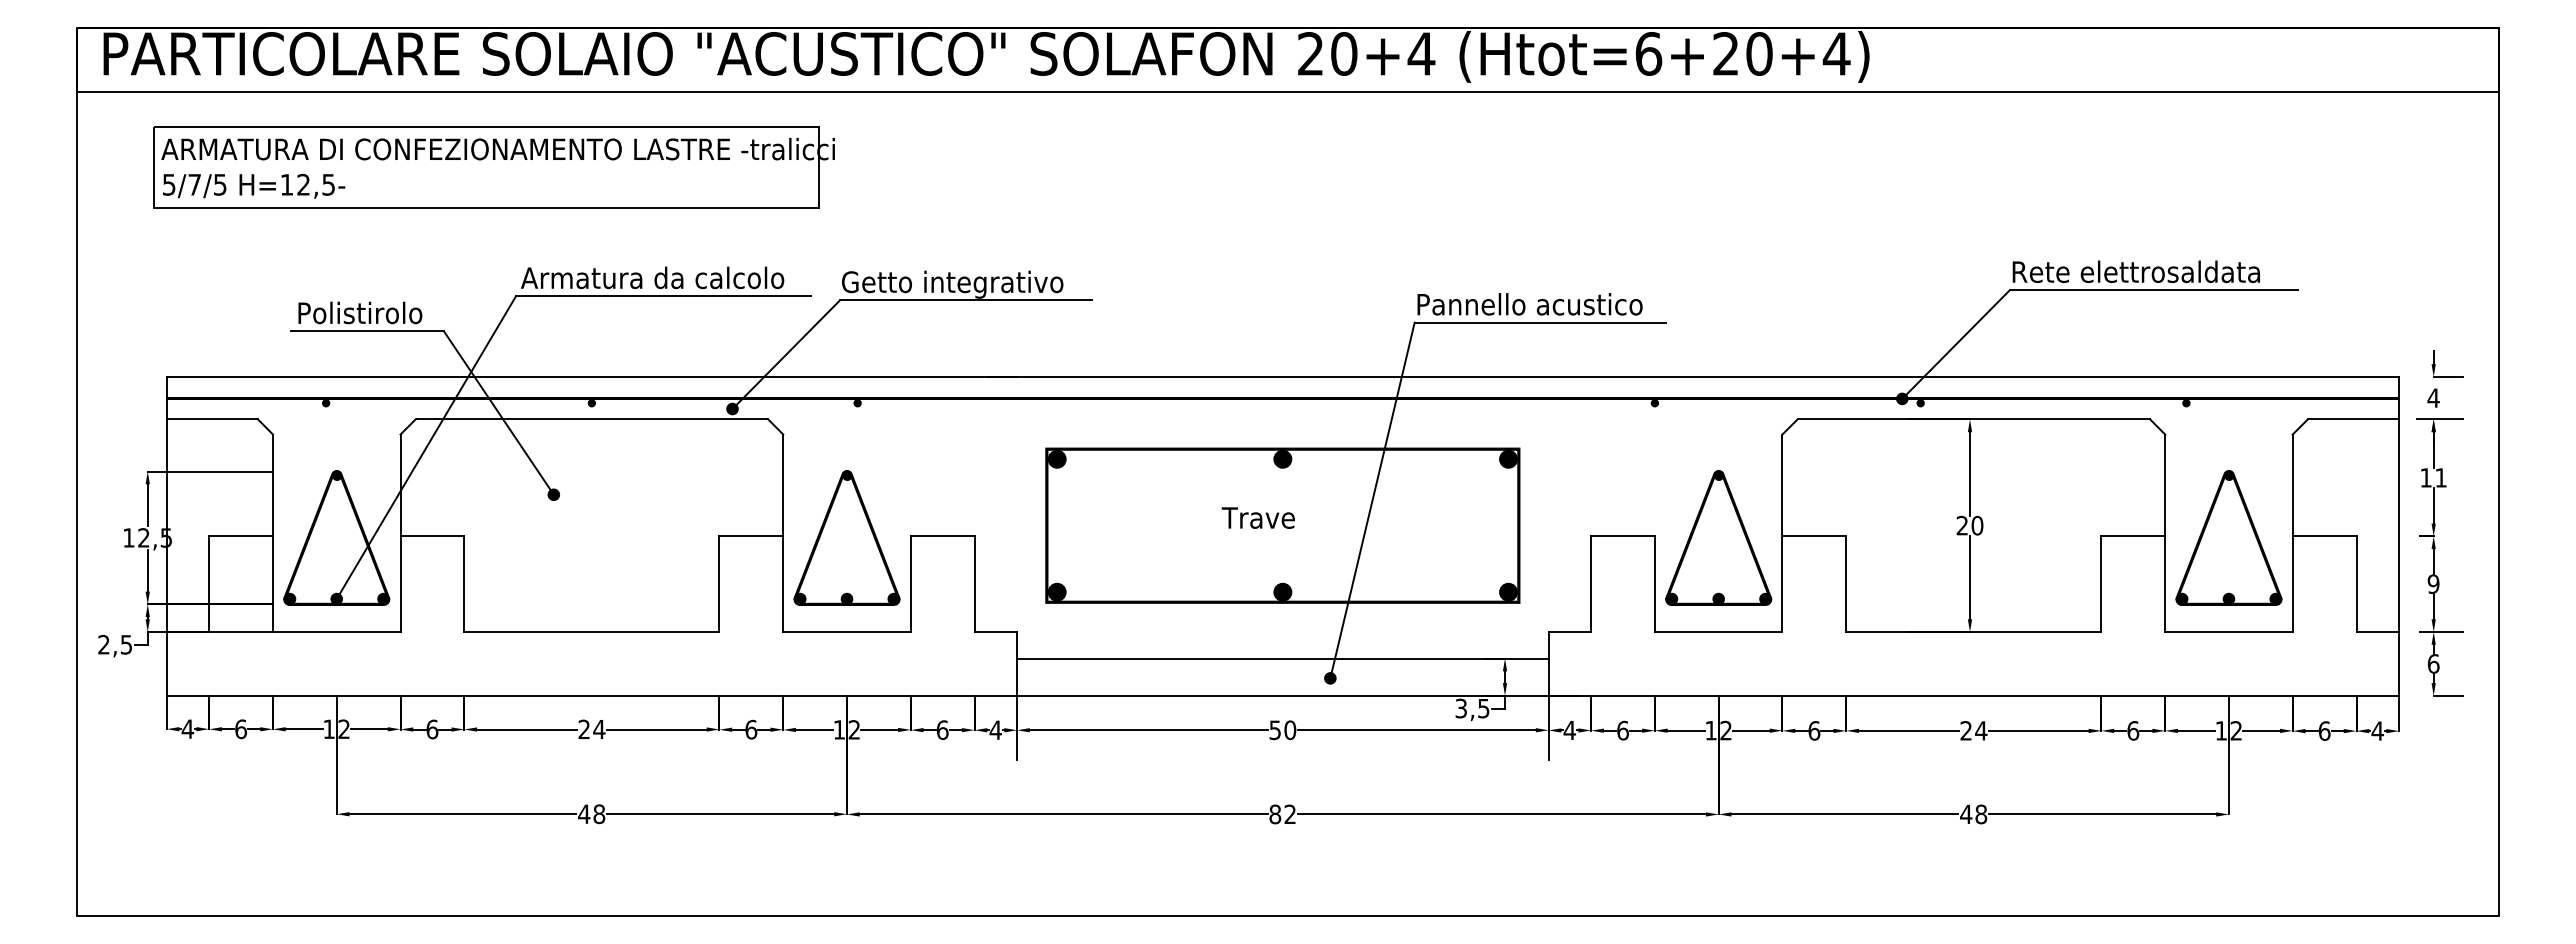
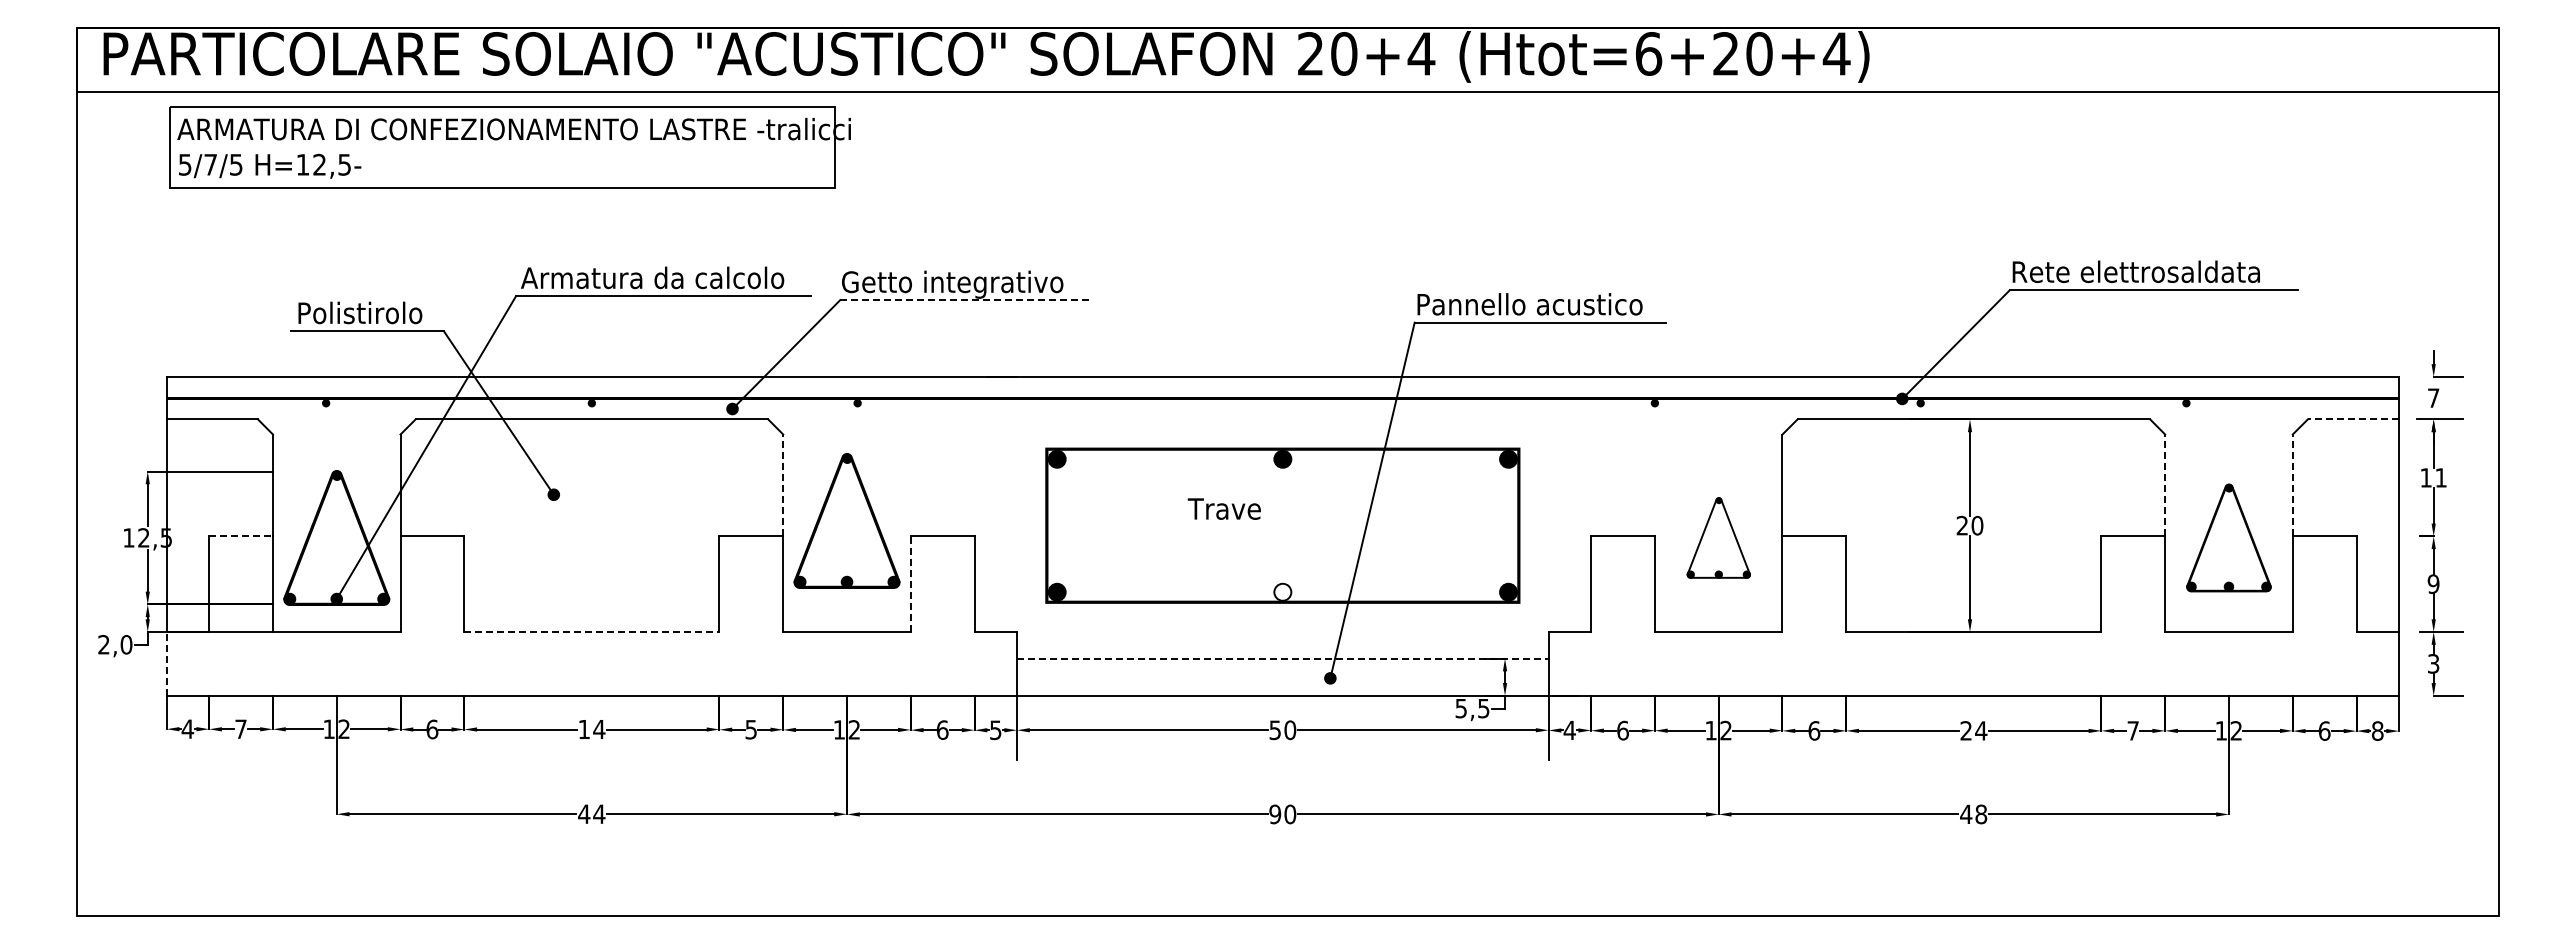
part position: (493, 167) -> (509, 147) (509, 147)
line: solid -> dashed (965, 300)
text: 4 -> 7 (2433, 397)
line: solid -> dashed (2353, 419)
line: solid -> dashed (783, 485)
line: solid -> dashed (2165, 485)
line: solid -> dashed (2292, 485)
text position: (1257, 517) -> (1223, 508) (1223, 508)
line: solid -> dashed (241, 536)
part position: (846, 537) -> (846, 520) (846, 520)
part size: 108x136 px -> 65x82 px (1718, 537)
part size: 108x136 px -> 86x110 px (2228, 537)
line: solid -> dashed (910, 584)
fill: present -> none (1282, 591)
line: solid -> dashed (591, 632)
text: 2,5 -> 2,0 (126, 644)
line: solid -> dashed (1282, 658)
line: solid -> dashed (166, 663)
text: 6 -> 3 (2433, 663)
text: 3,5 -> 5,5 (1461, 707)
text: 24 -> 14 (583, 728)
text: 6 -> 7 (241, 729)
text: 6 -> 5 (751, 729)
text: 4 -> 5 (995, 730)
text: 6 -> 7 (2133, 730)
text: 4 -> 8 (2377, 730)
text: 48 -> 44 (599, 814)
text: 82 -> 90 (1282, 814)
